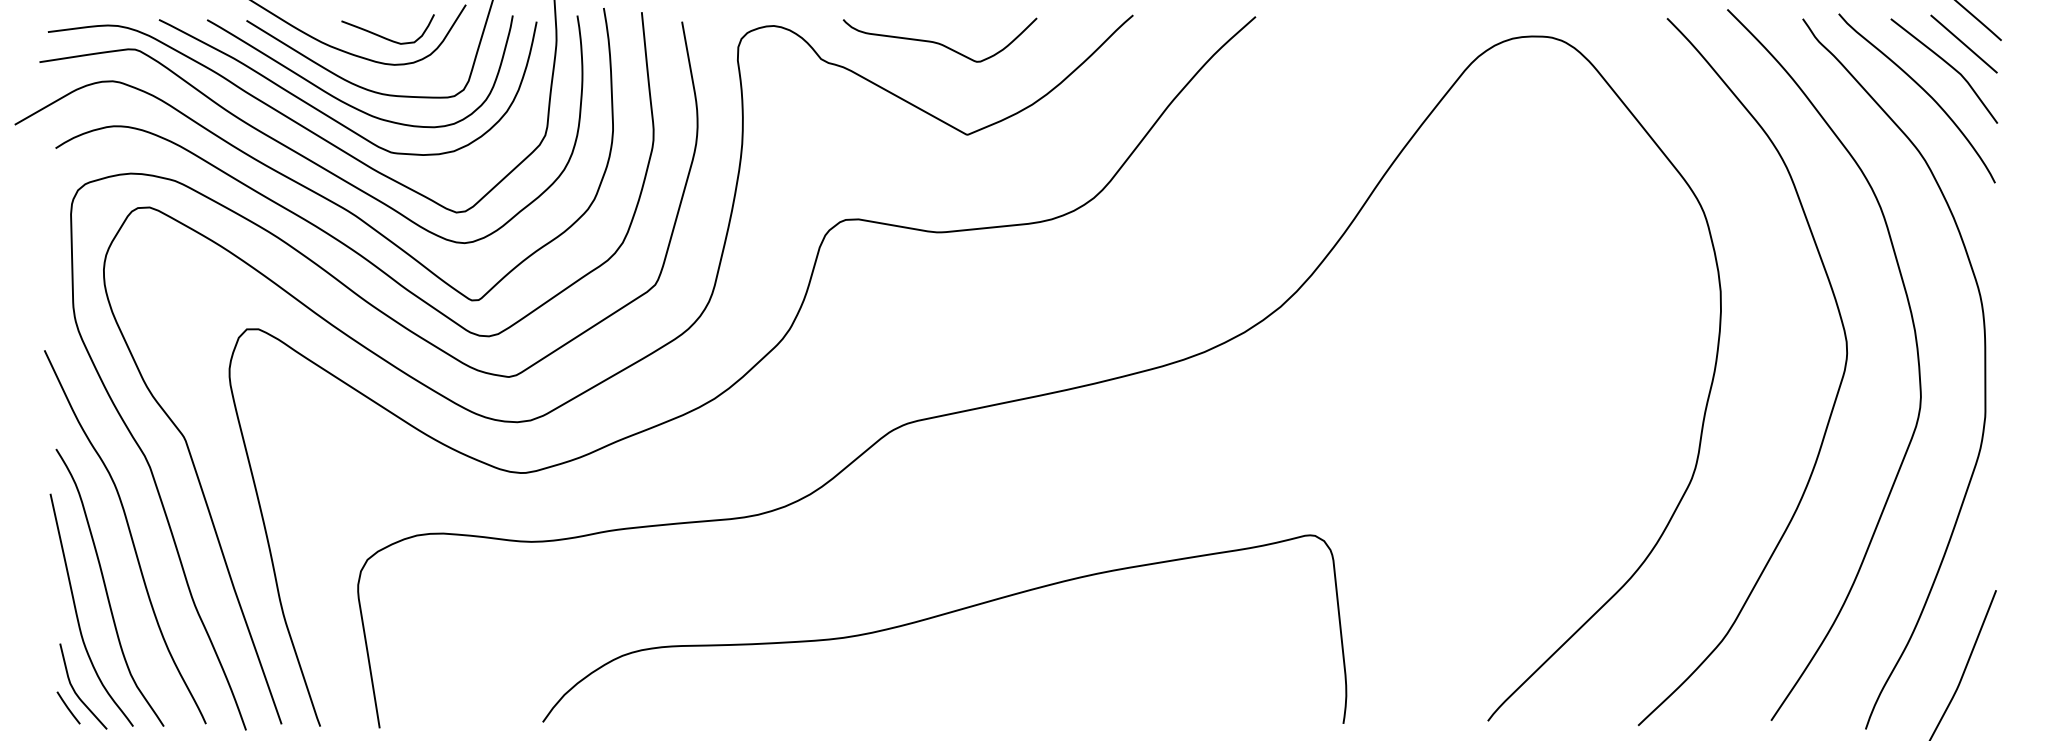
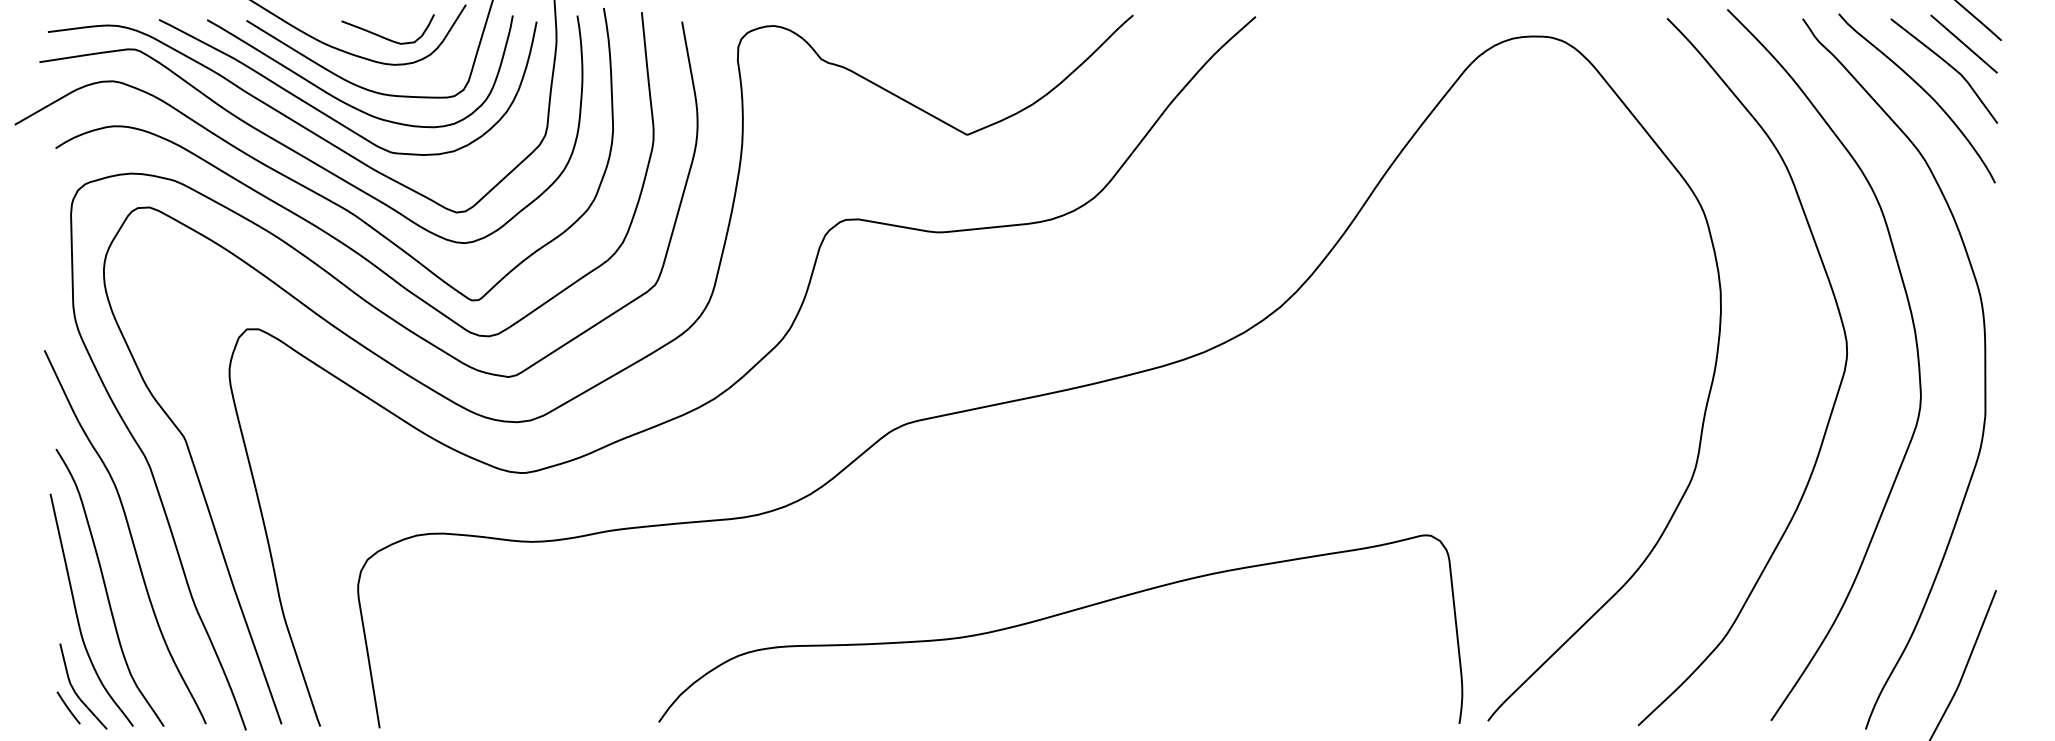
curve: present -> none (939, 42)
curve position: (940, 616) -> (1056, 616) (1056, 616)
